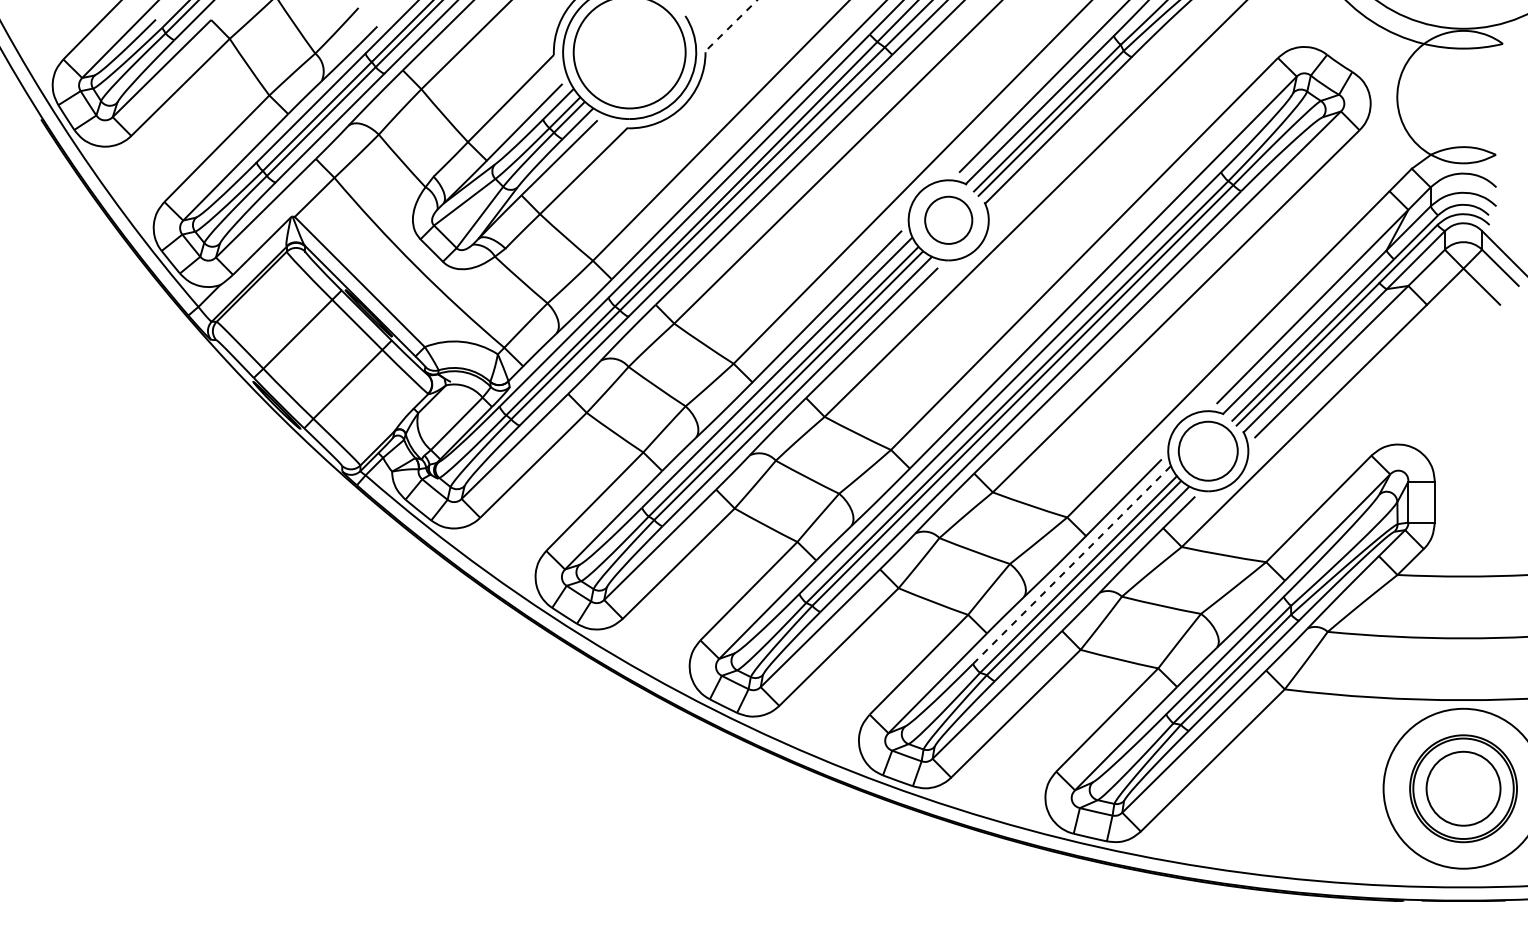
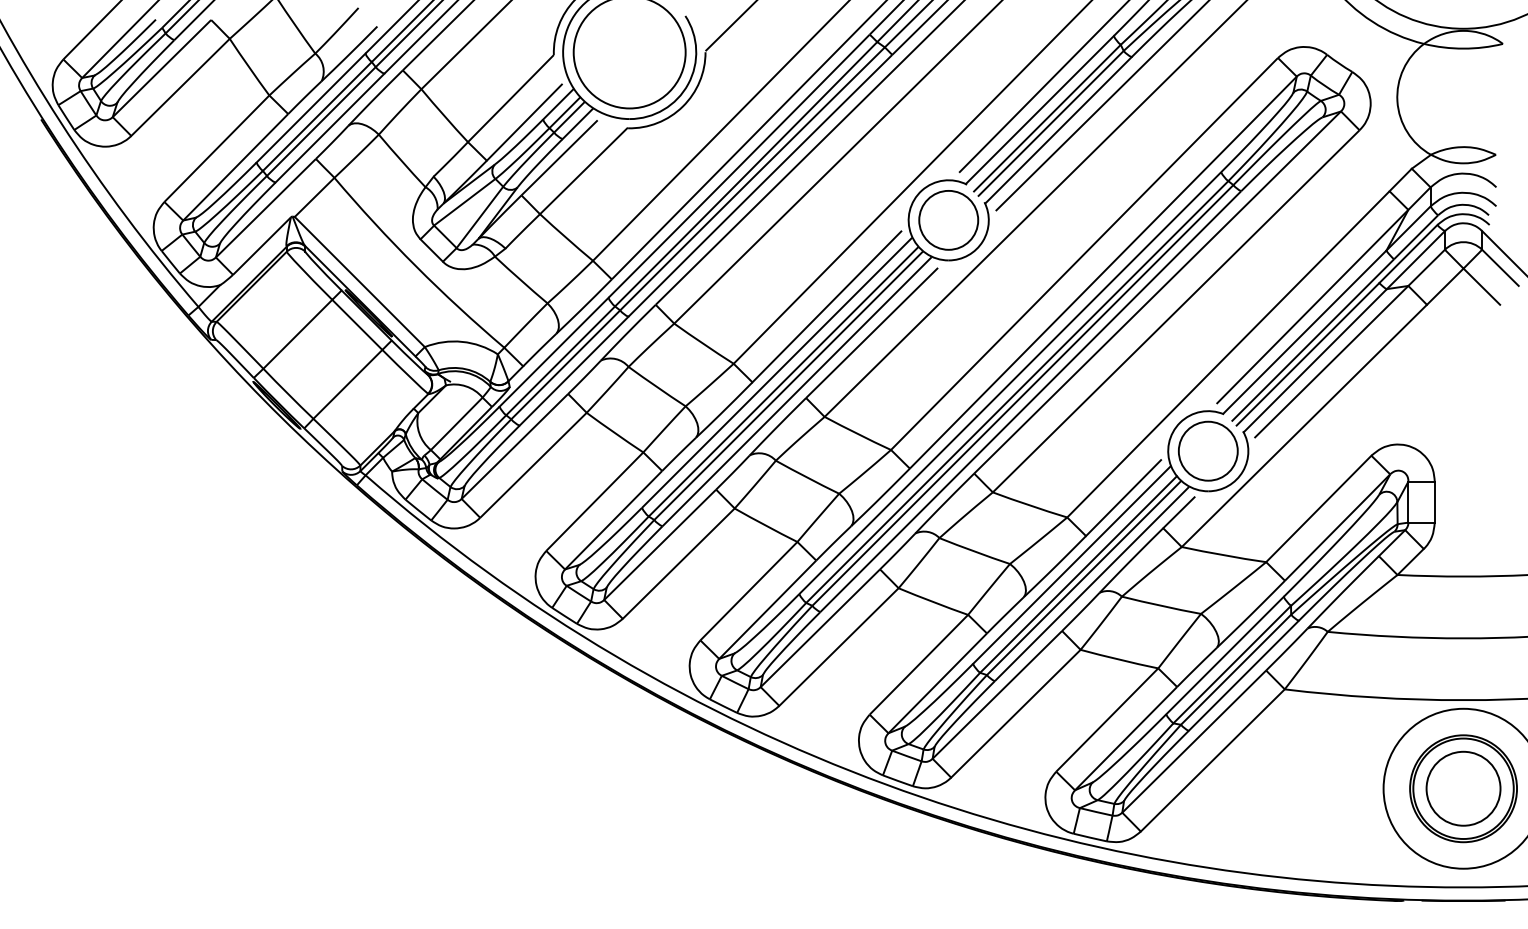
line: dashed -> solid (731, 25)
line: none -> present (1101, 106)
circle diameter: 47 px -> 59 px (948, 219)
line: dashed -> solid (1071, 565)
